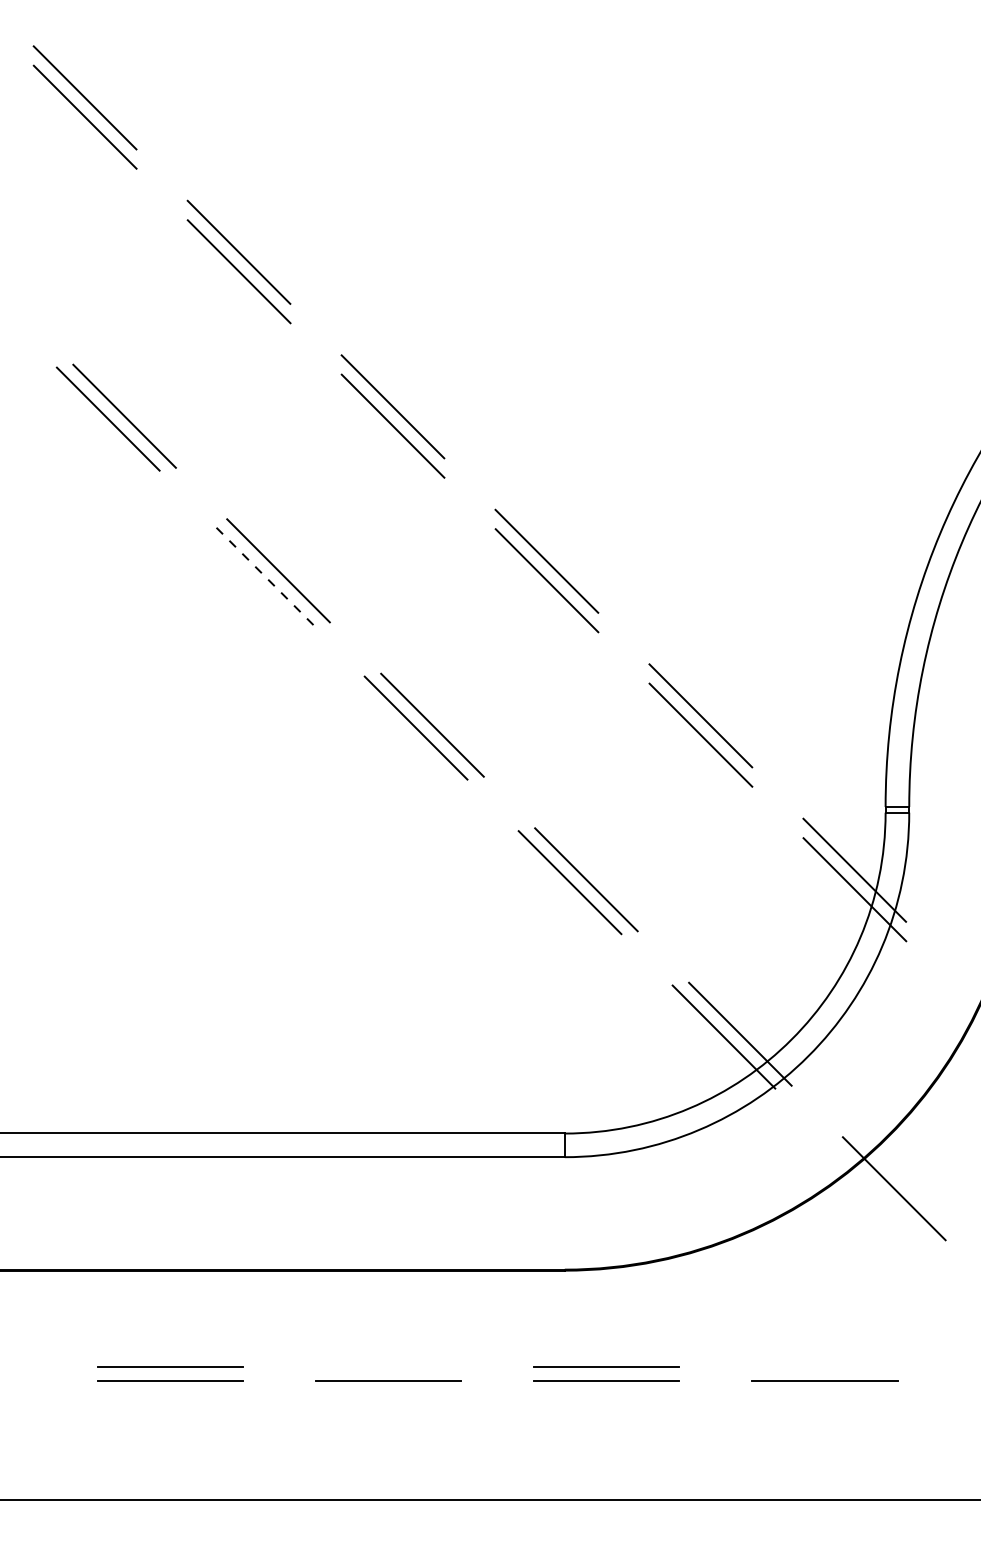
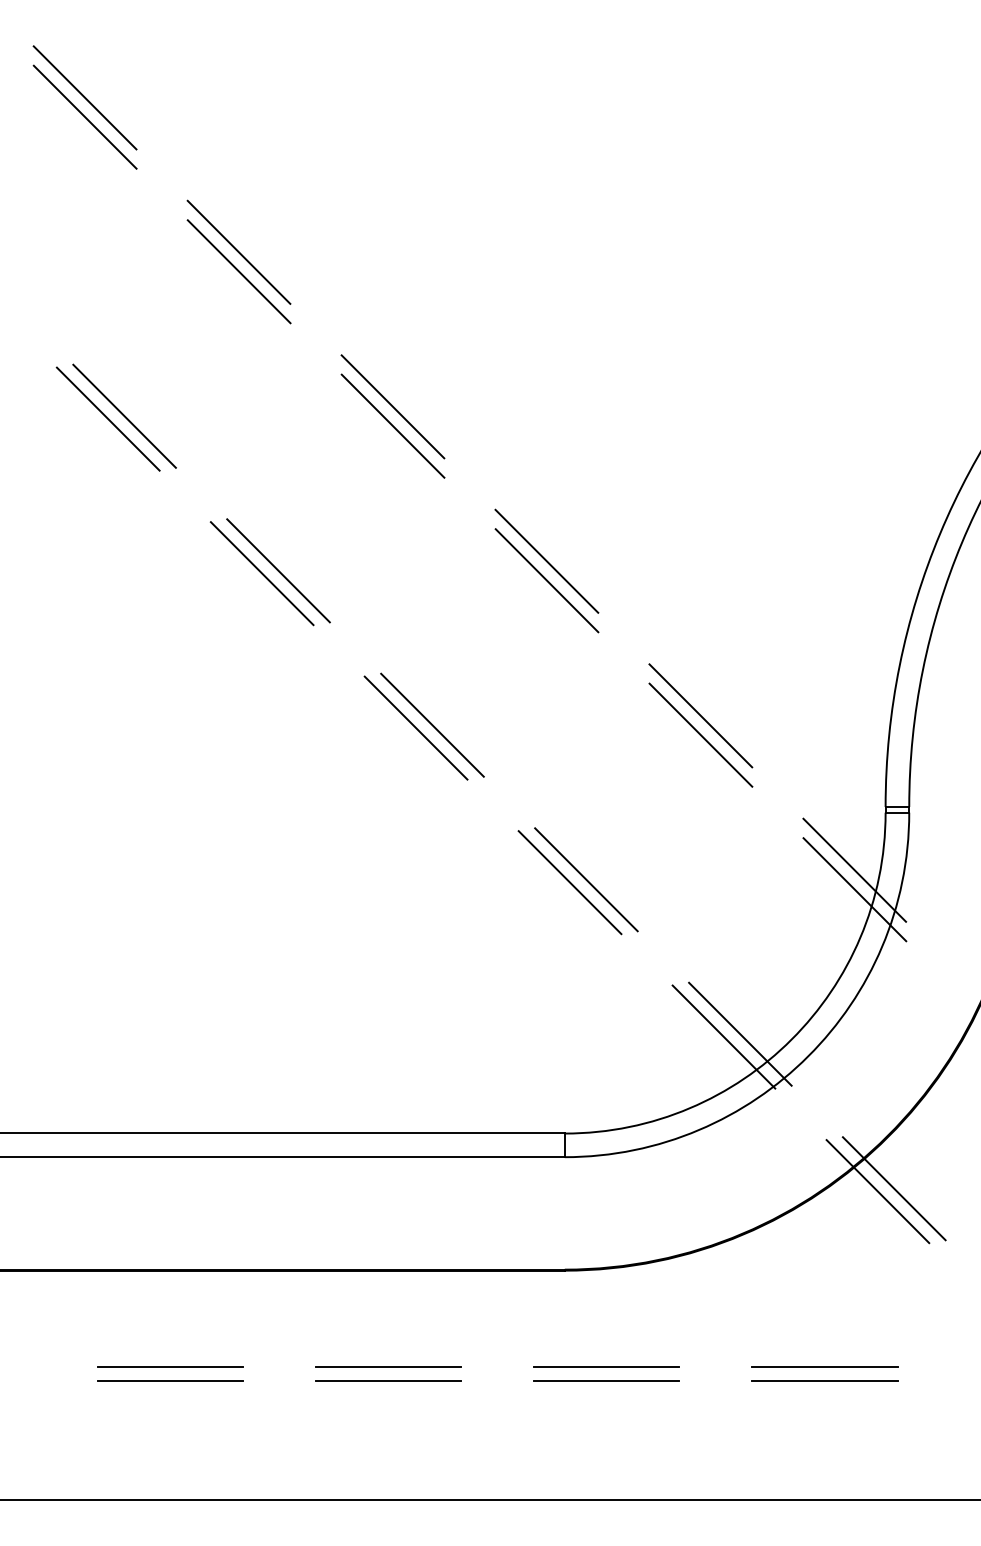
line: dashed -> solid (262, 573)
line: none -> present (877, 1191)
line: none -> present (824, 1366)
line: none -> present (388, 1367)
